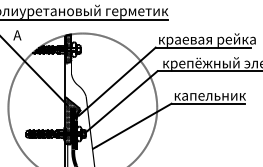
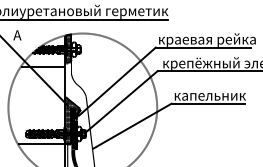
hatch: none -> present (40, 105)
